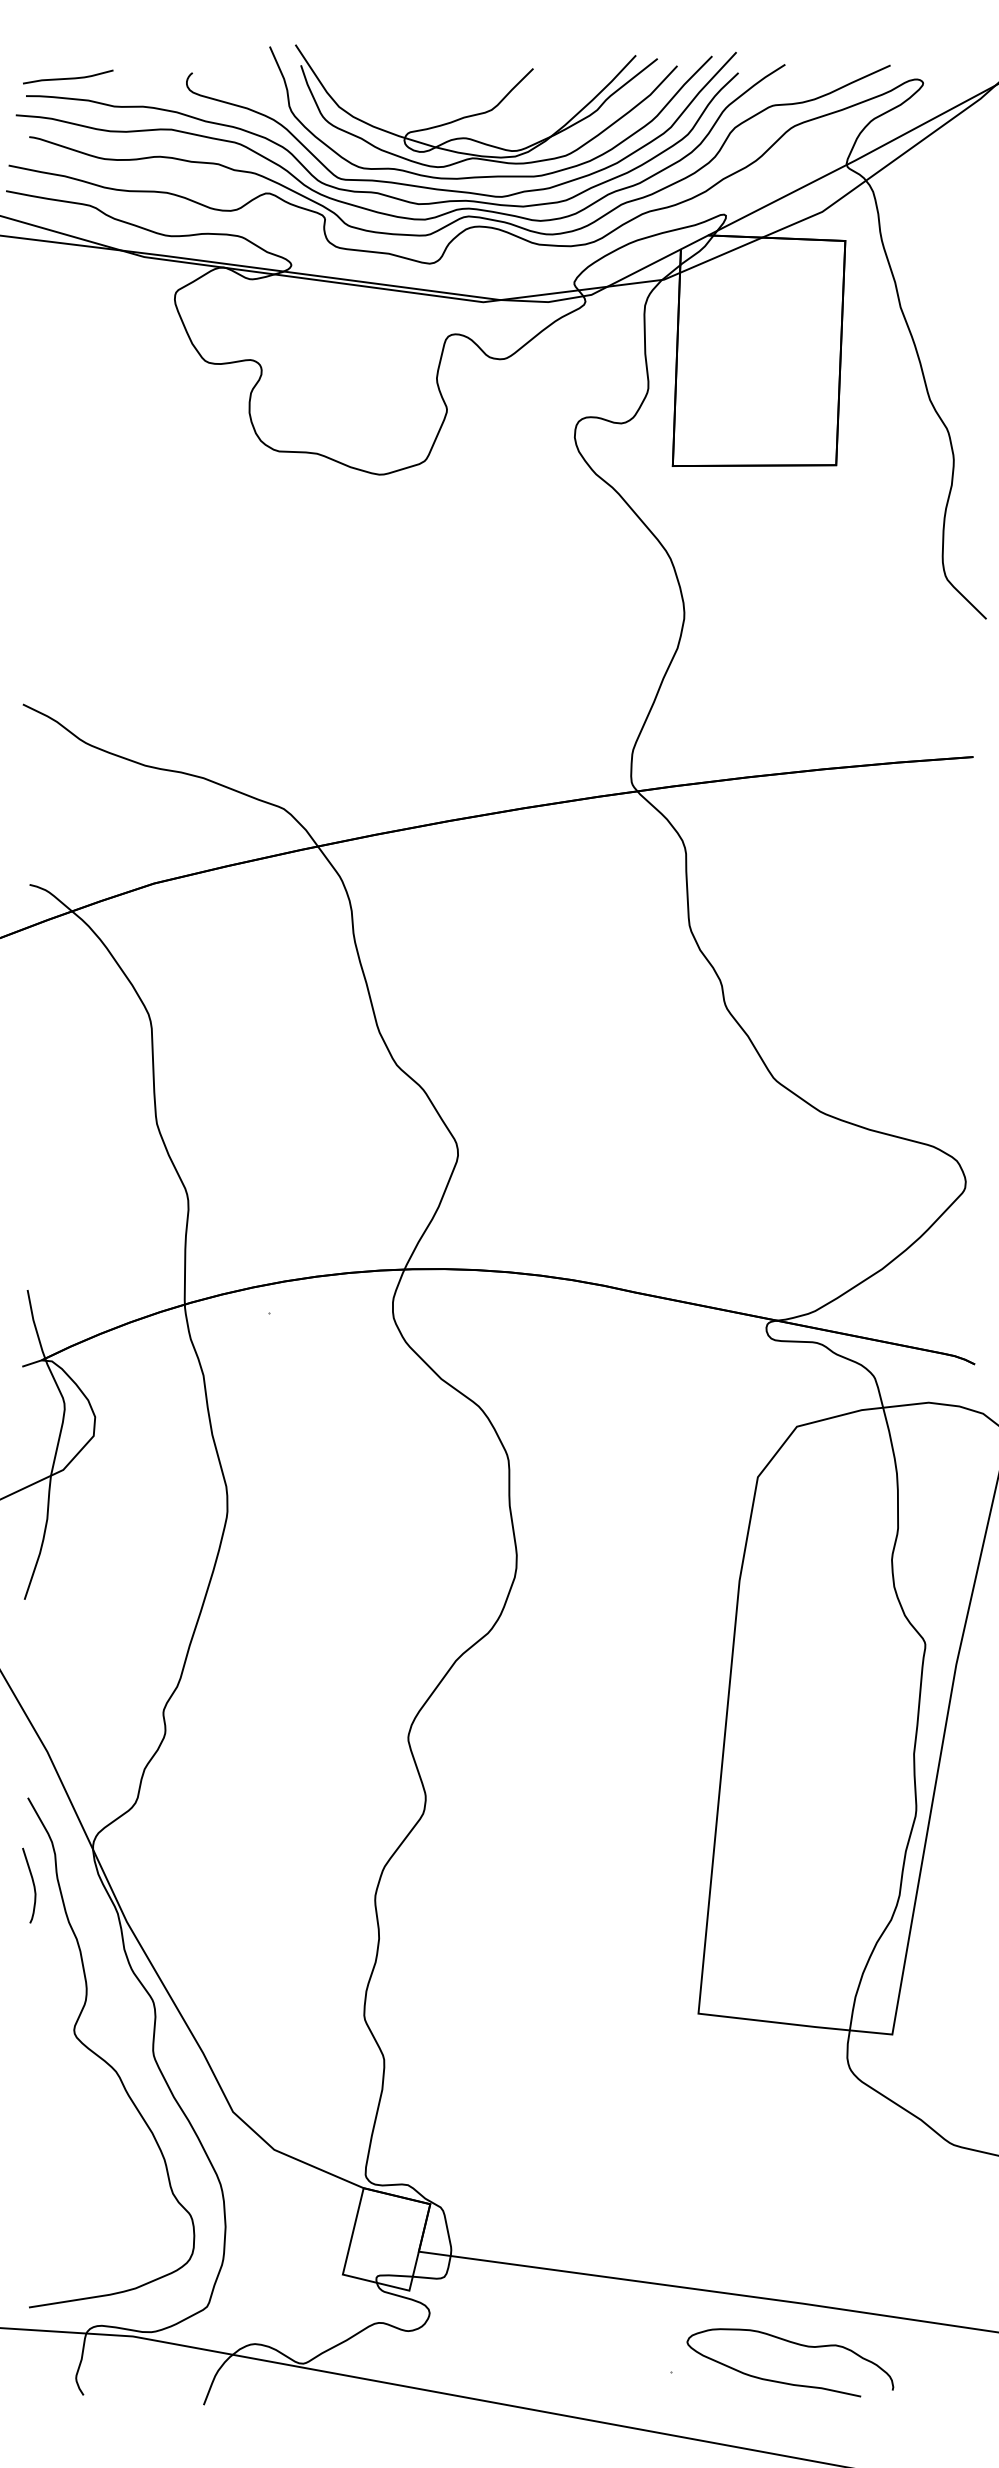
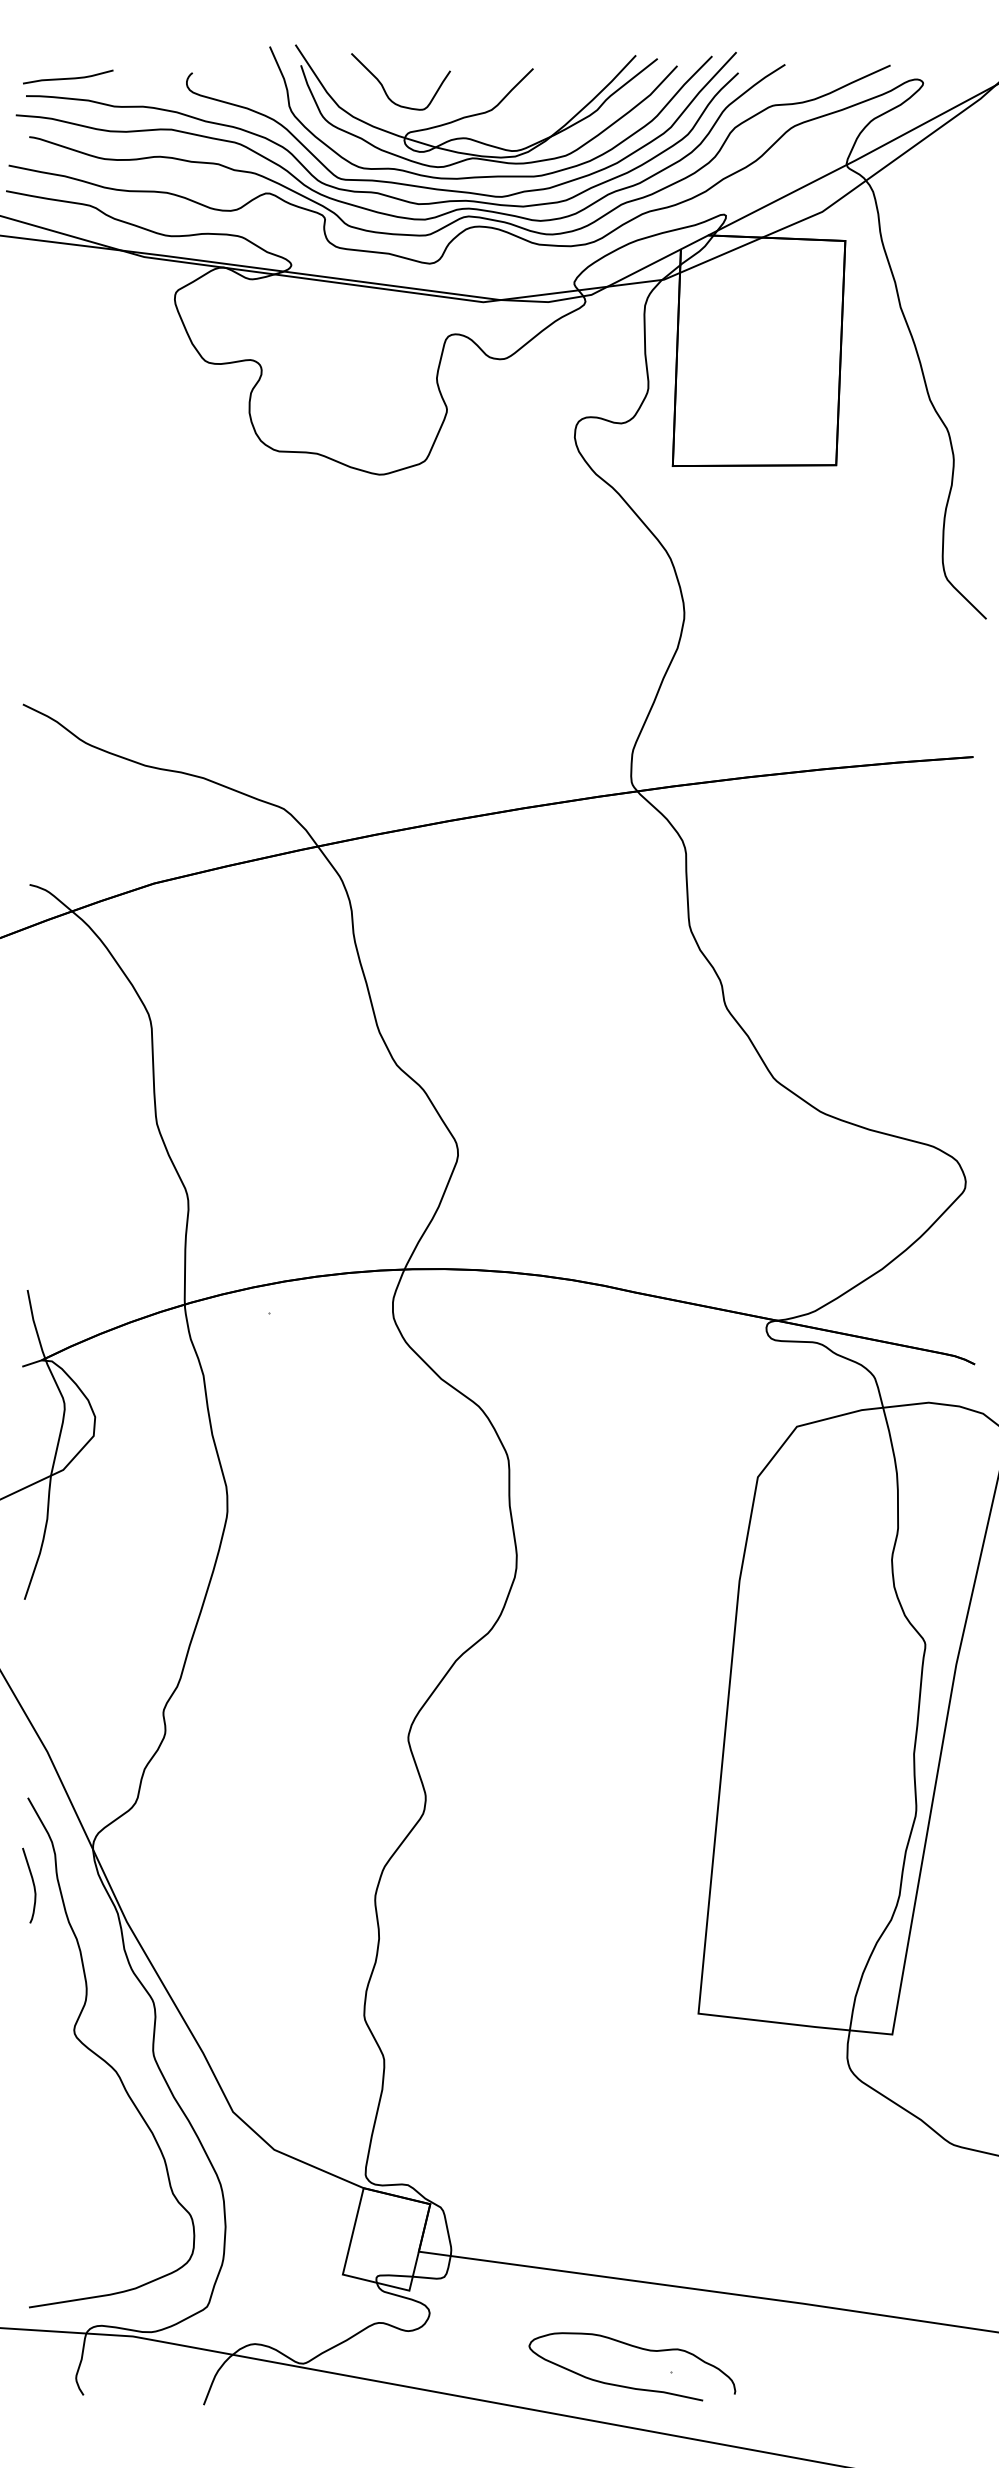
curve: none -> present (383, 85)
curve position: (795, 2344) -> (637, 2348) (637, 2348)
